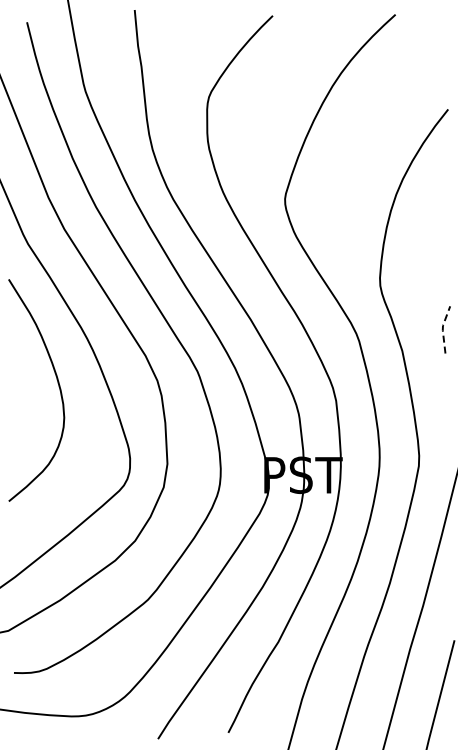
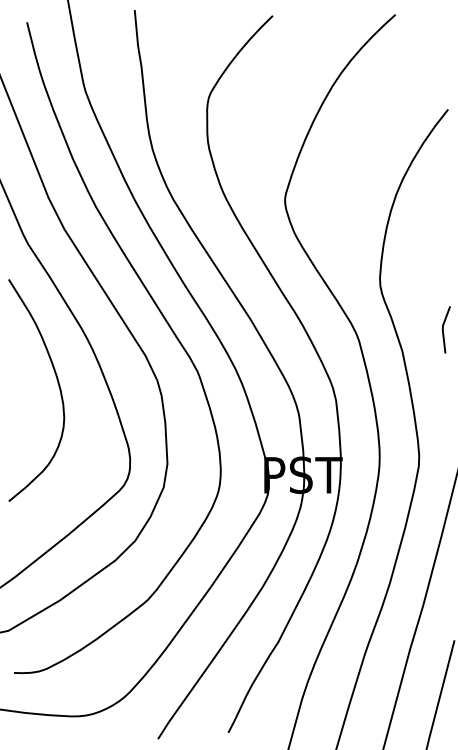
line: dashed -> solid (442, 329)
